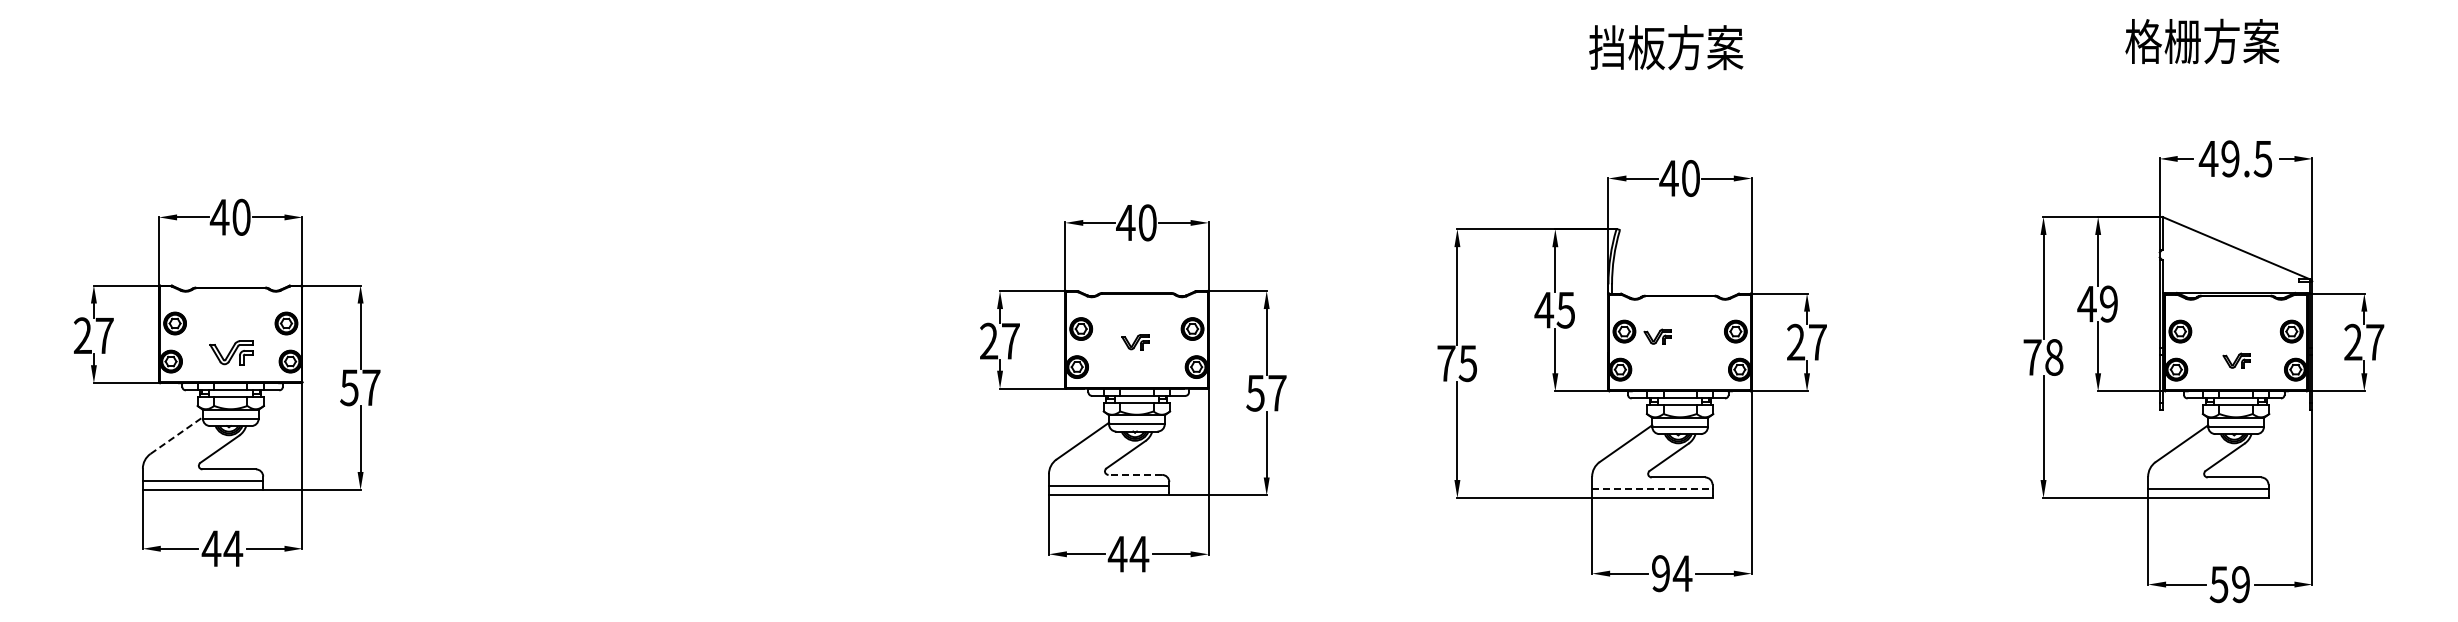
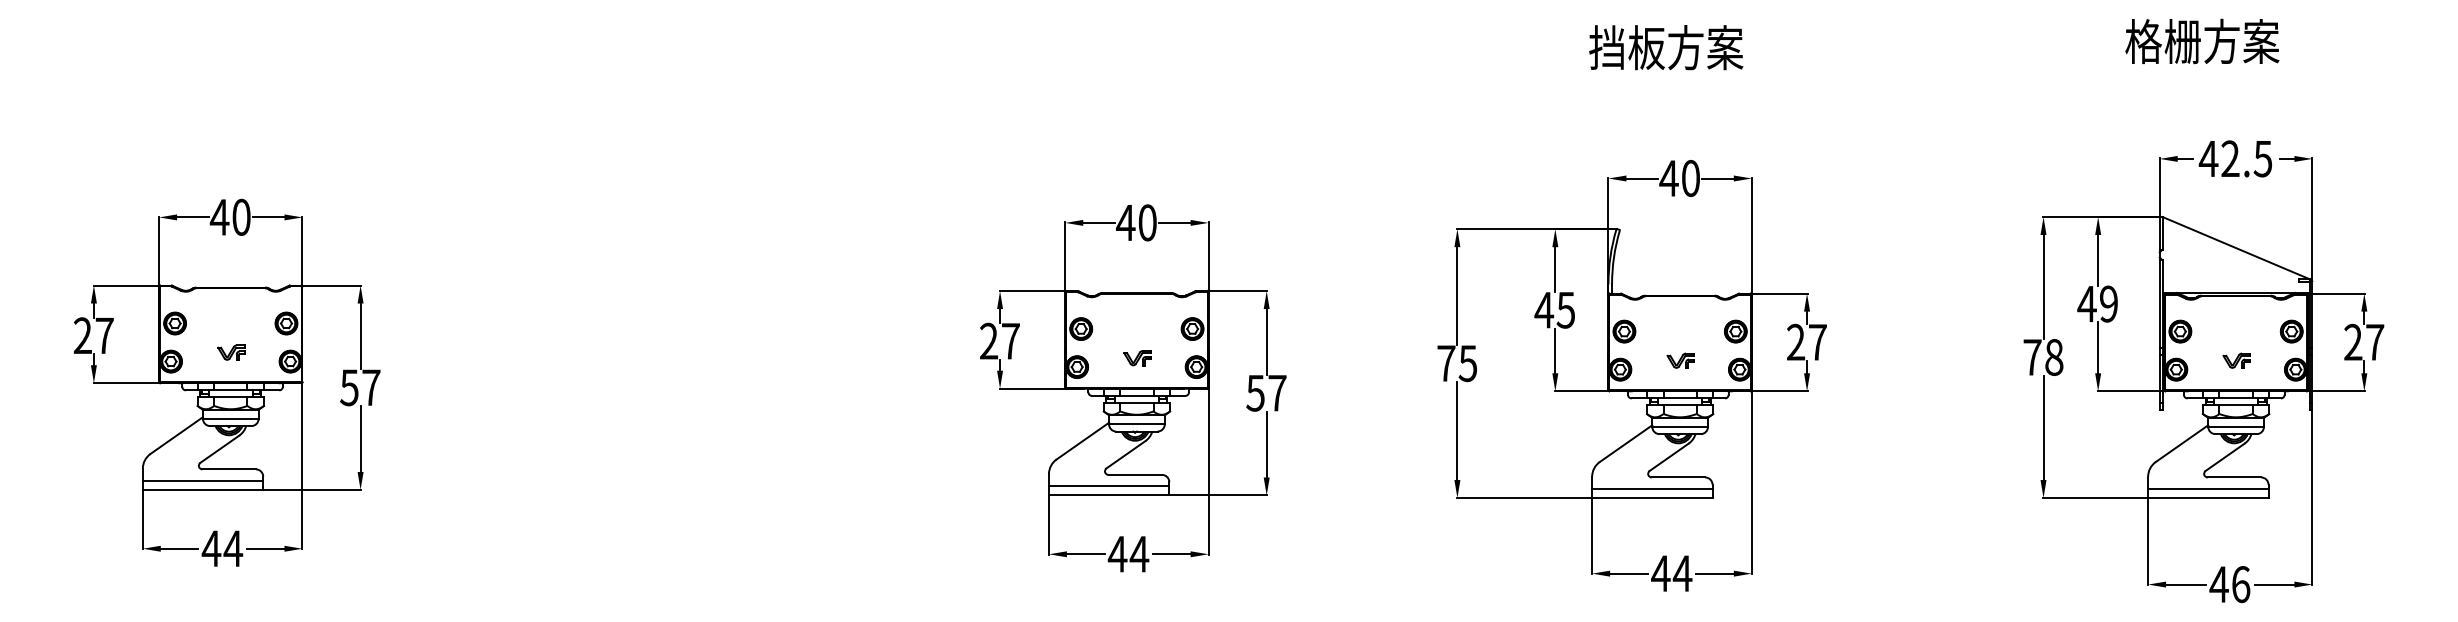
text: 49.5 -> 42.5 (2230, 159)
part position: (1657, 336) -> (1680, 360) (1680, 360)
part position: (1135, 342) -> (1137, 358) (1137, 358)
part size: 45x26 px -> 29x17 px (231, 352)
line: dashed -> solid (177, 435)
line: dashed -> solid (1135, 474)
line: dashed -> solid (1652, 489)
text: 94 -> 44 (1660, 573)
text: 59 -> 46 (2229, 584)
